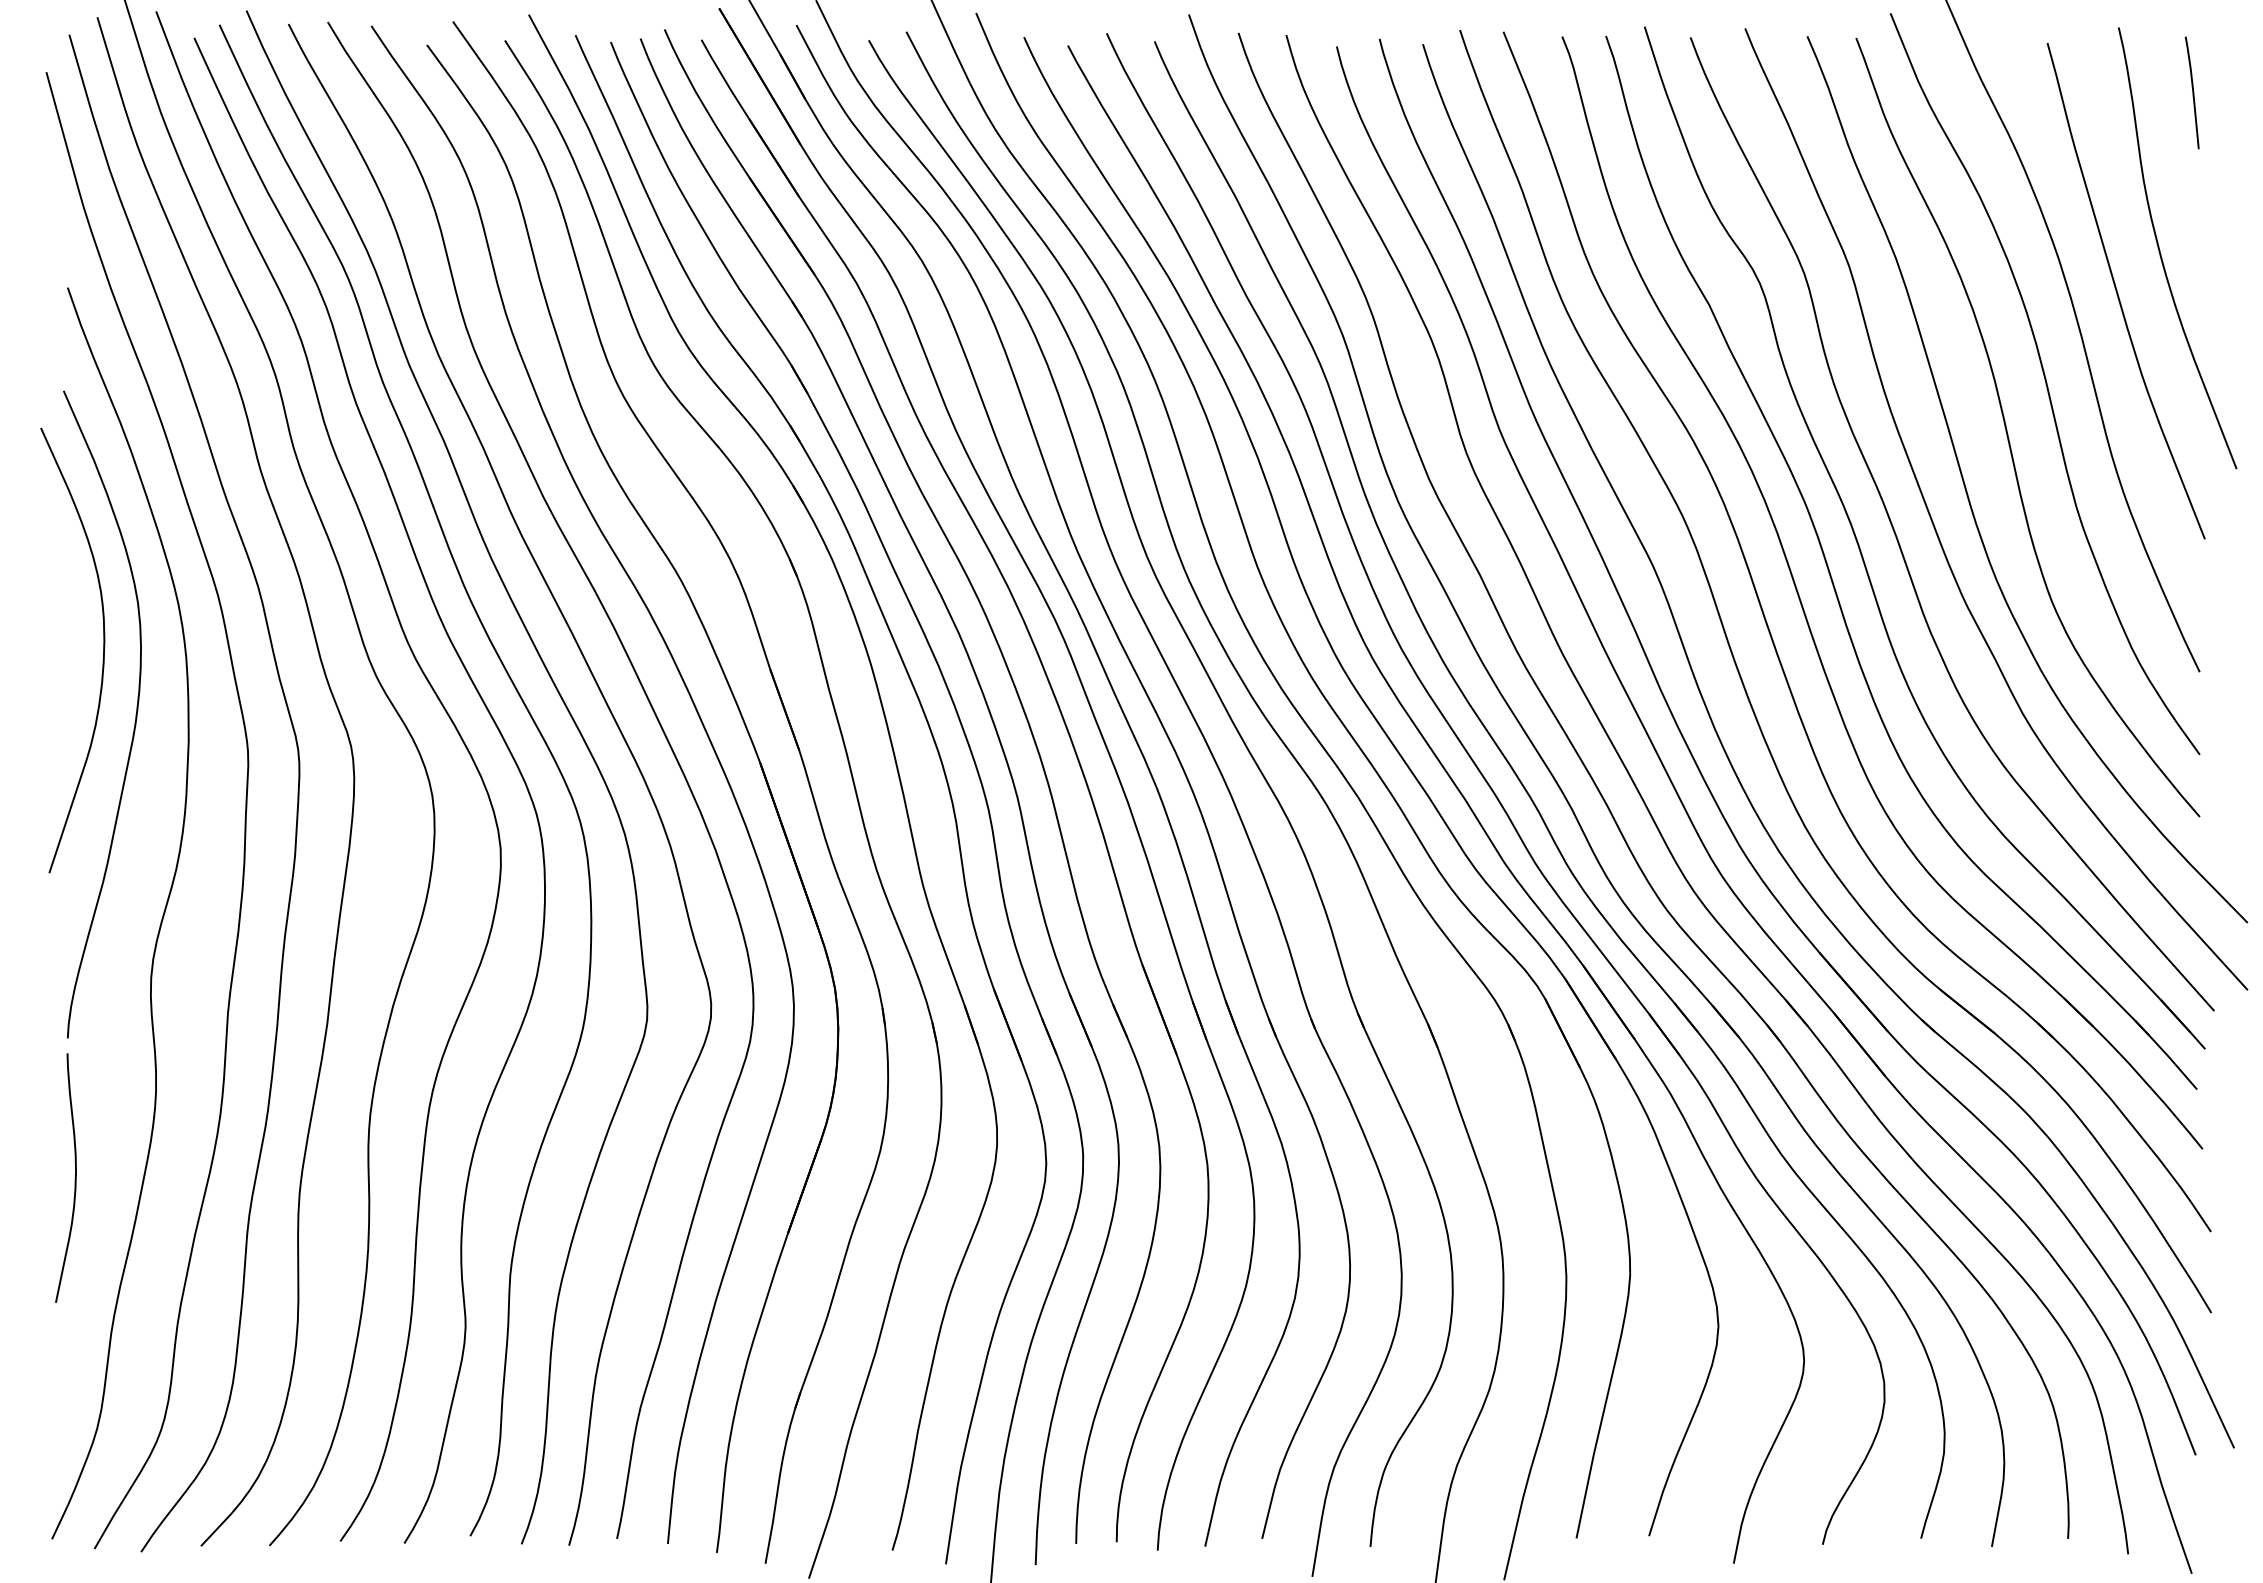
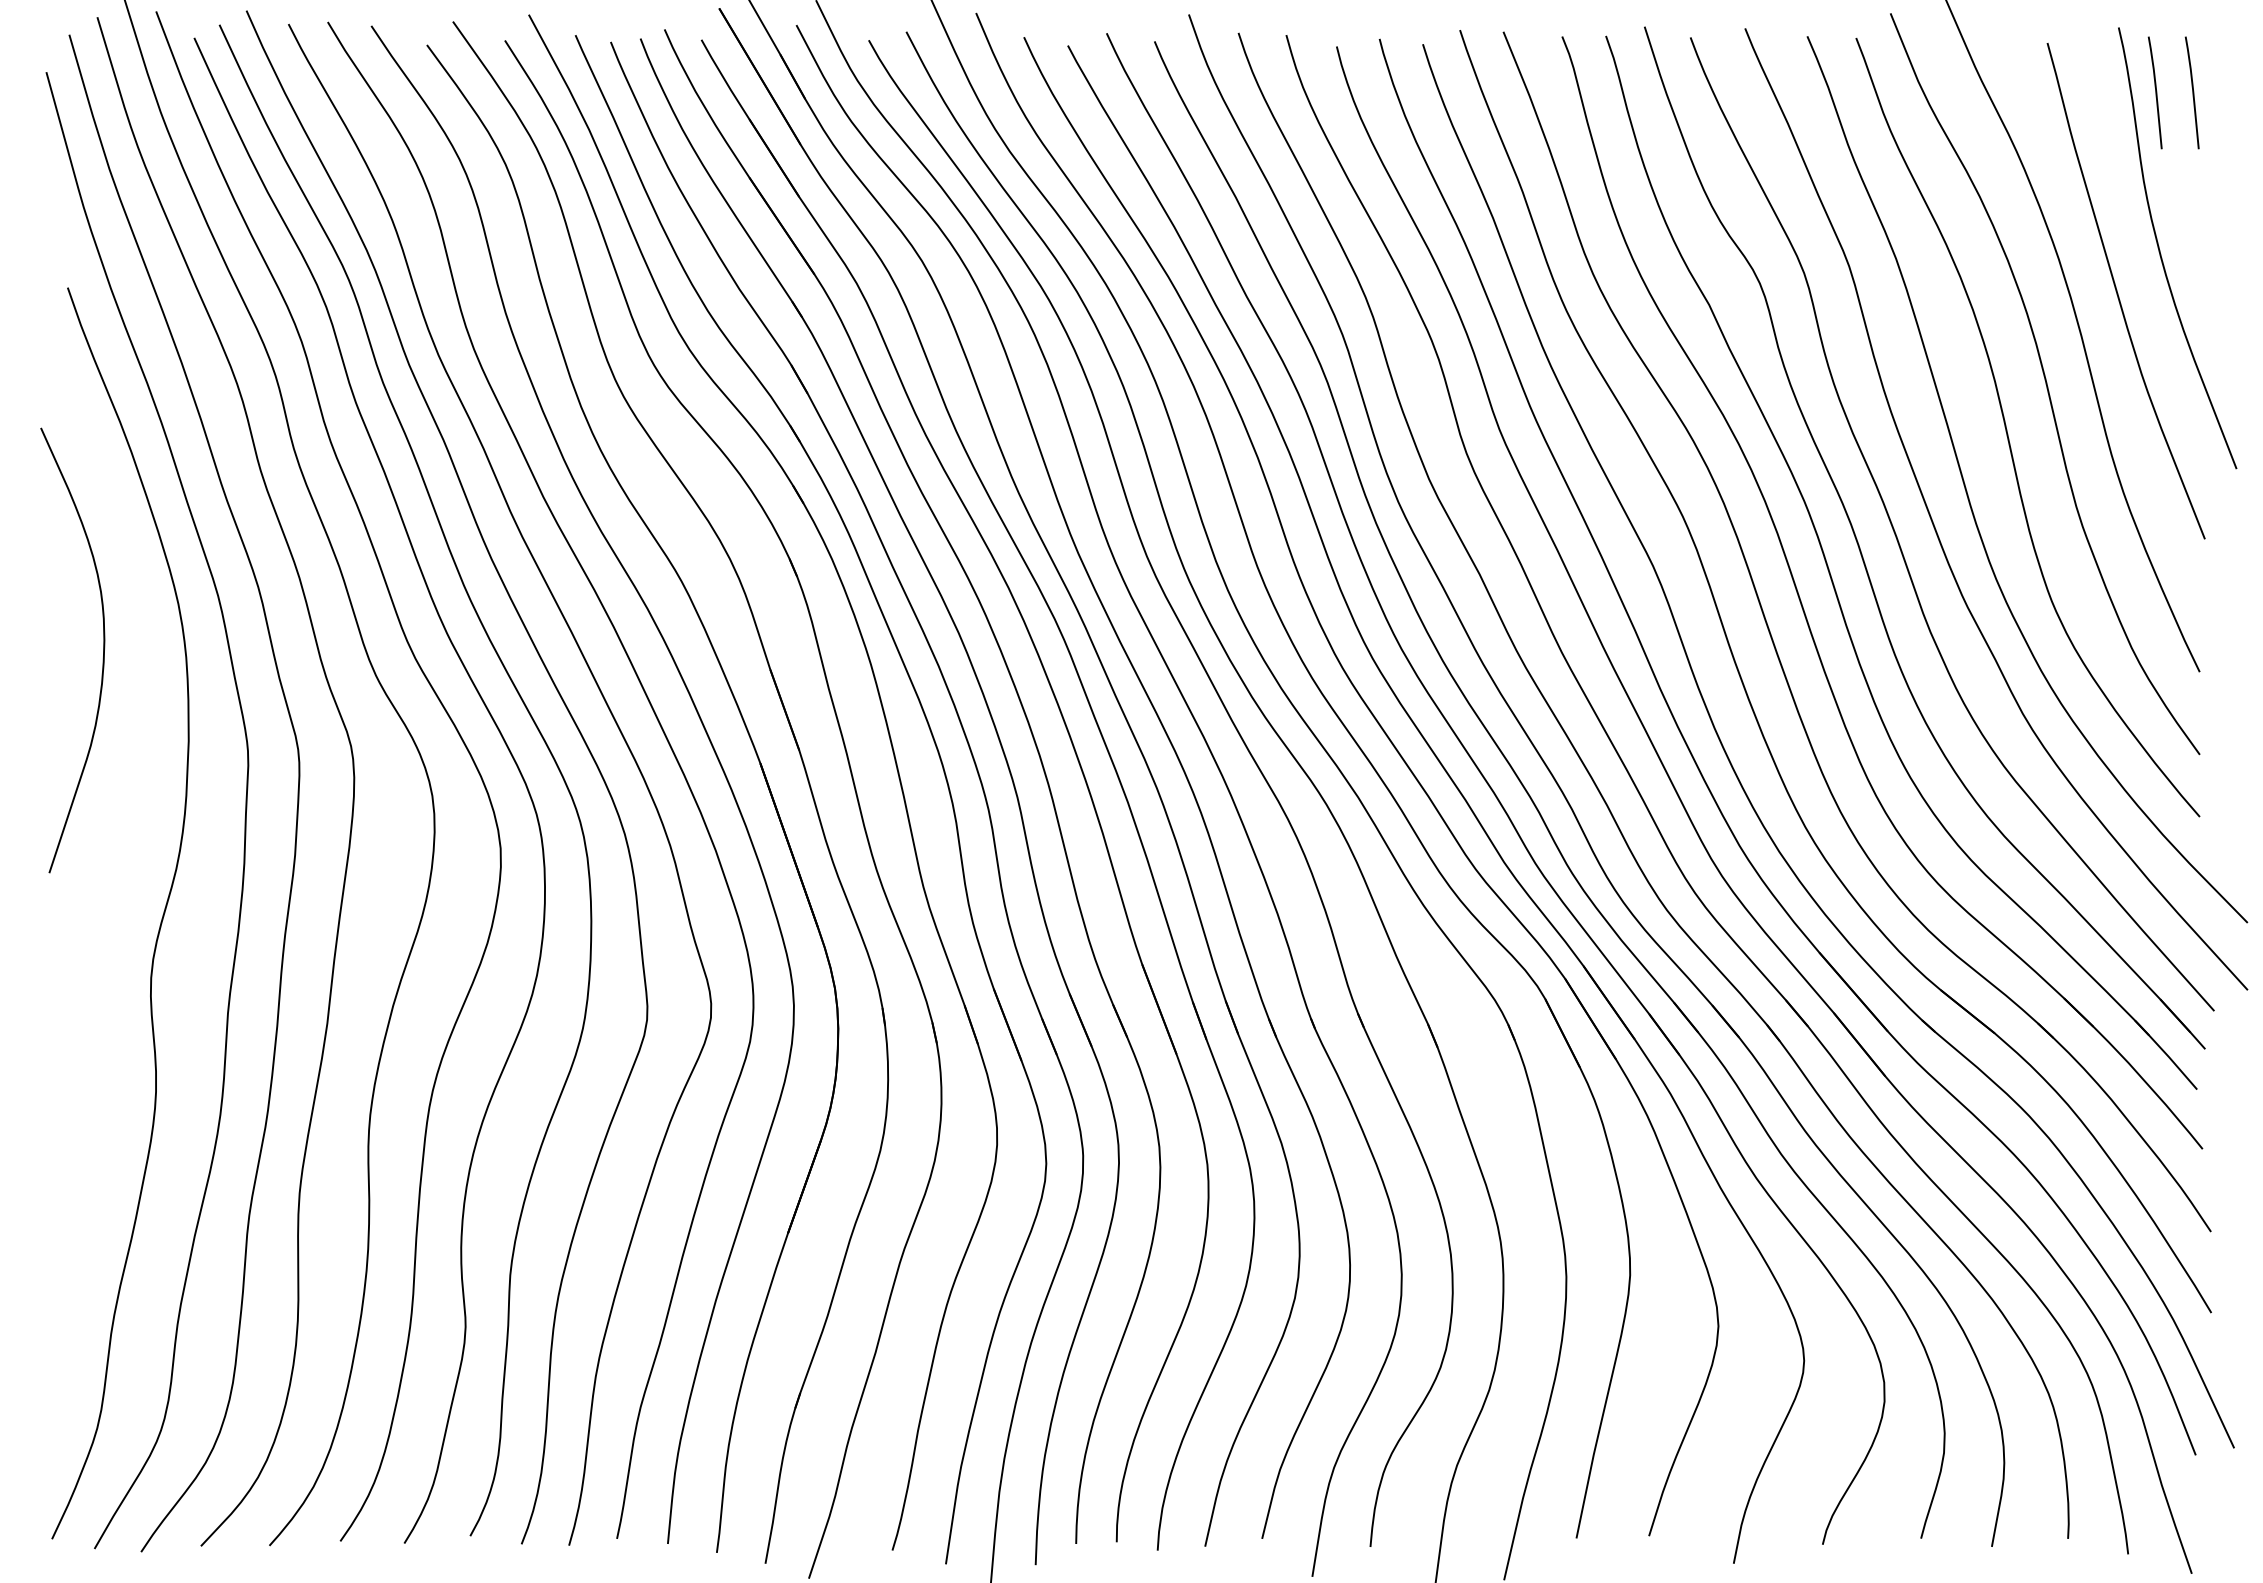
line: none -> present (2155, 92)
curve: present -> none (134, 722)
curve: present -> none (74, 1177)
